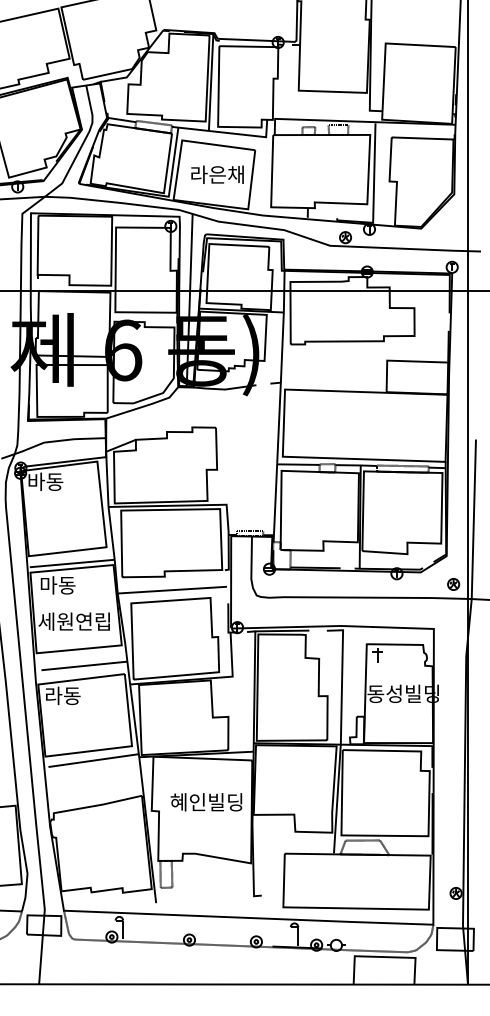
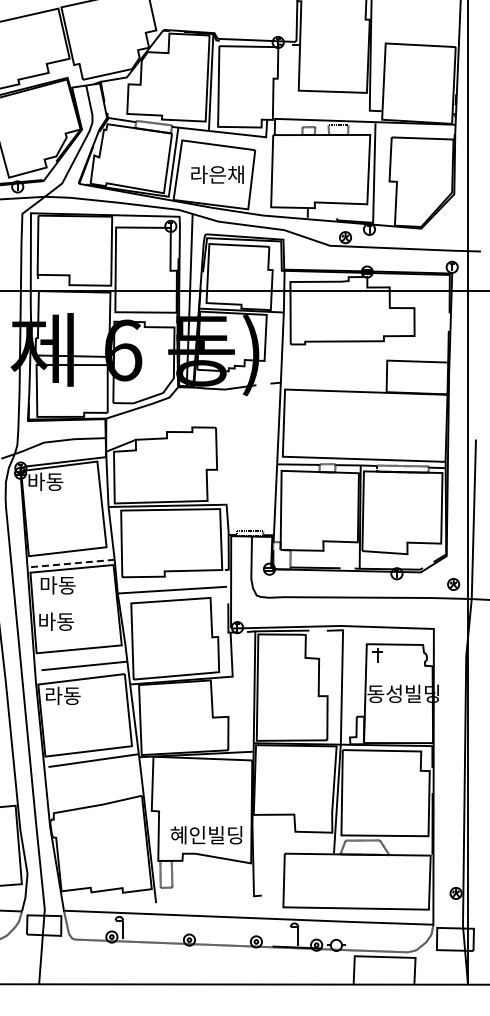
line: solid -> dashed (71, 563)
text: 세원연립 -> 바동 (73, 621)
text position: (206, 802) -> (206, 835) (206, 835)
